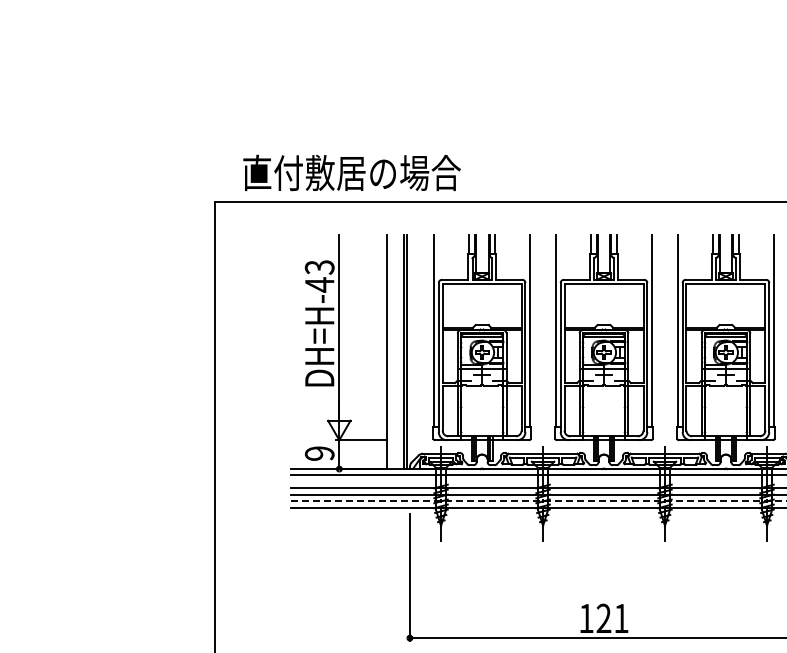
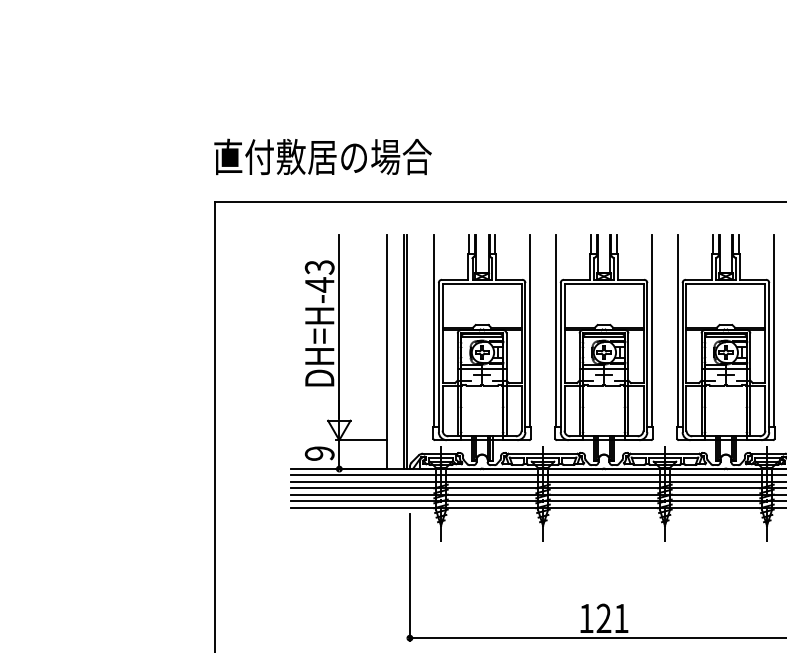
text position: (351, 172) -> (322, 156) (322, 156)
line: none -> present (537, 481)
line: dashed -> solid (538, 501)
